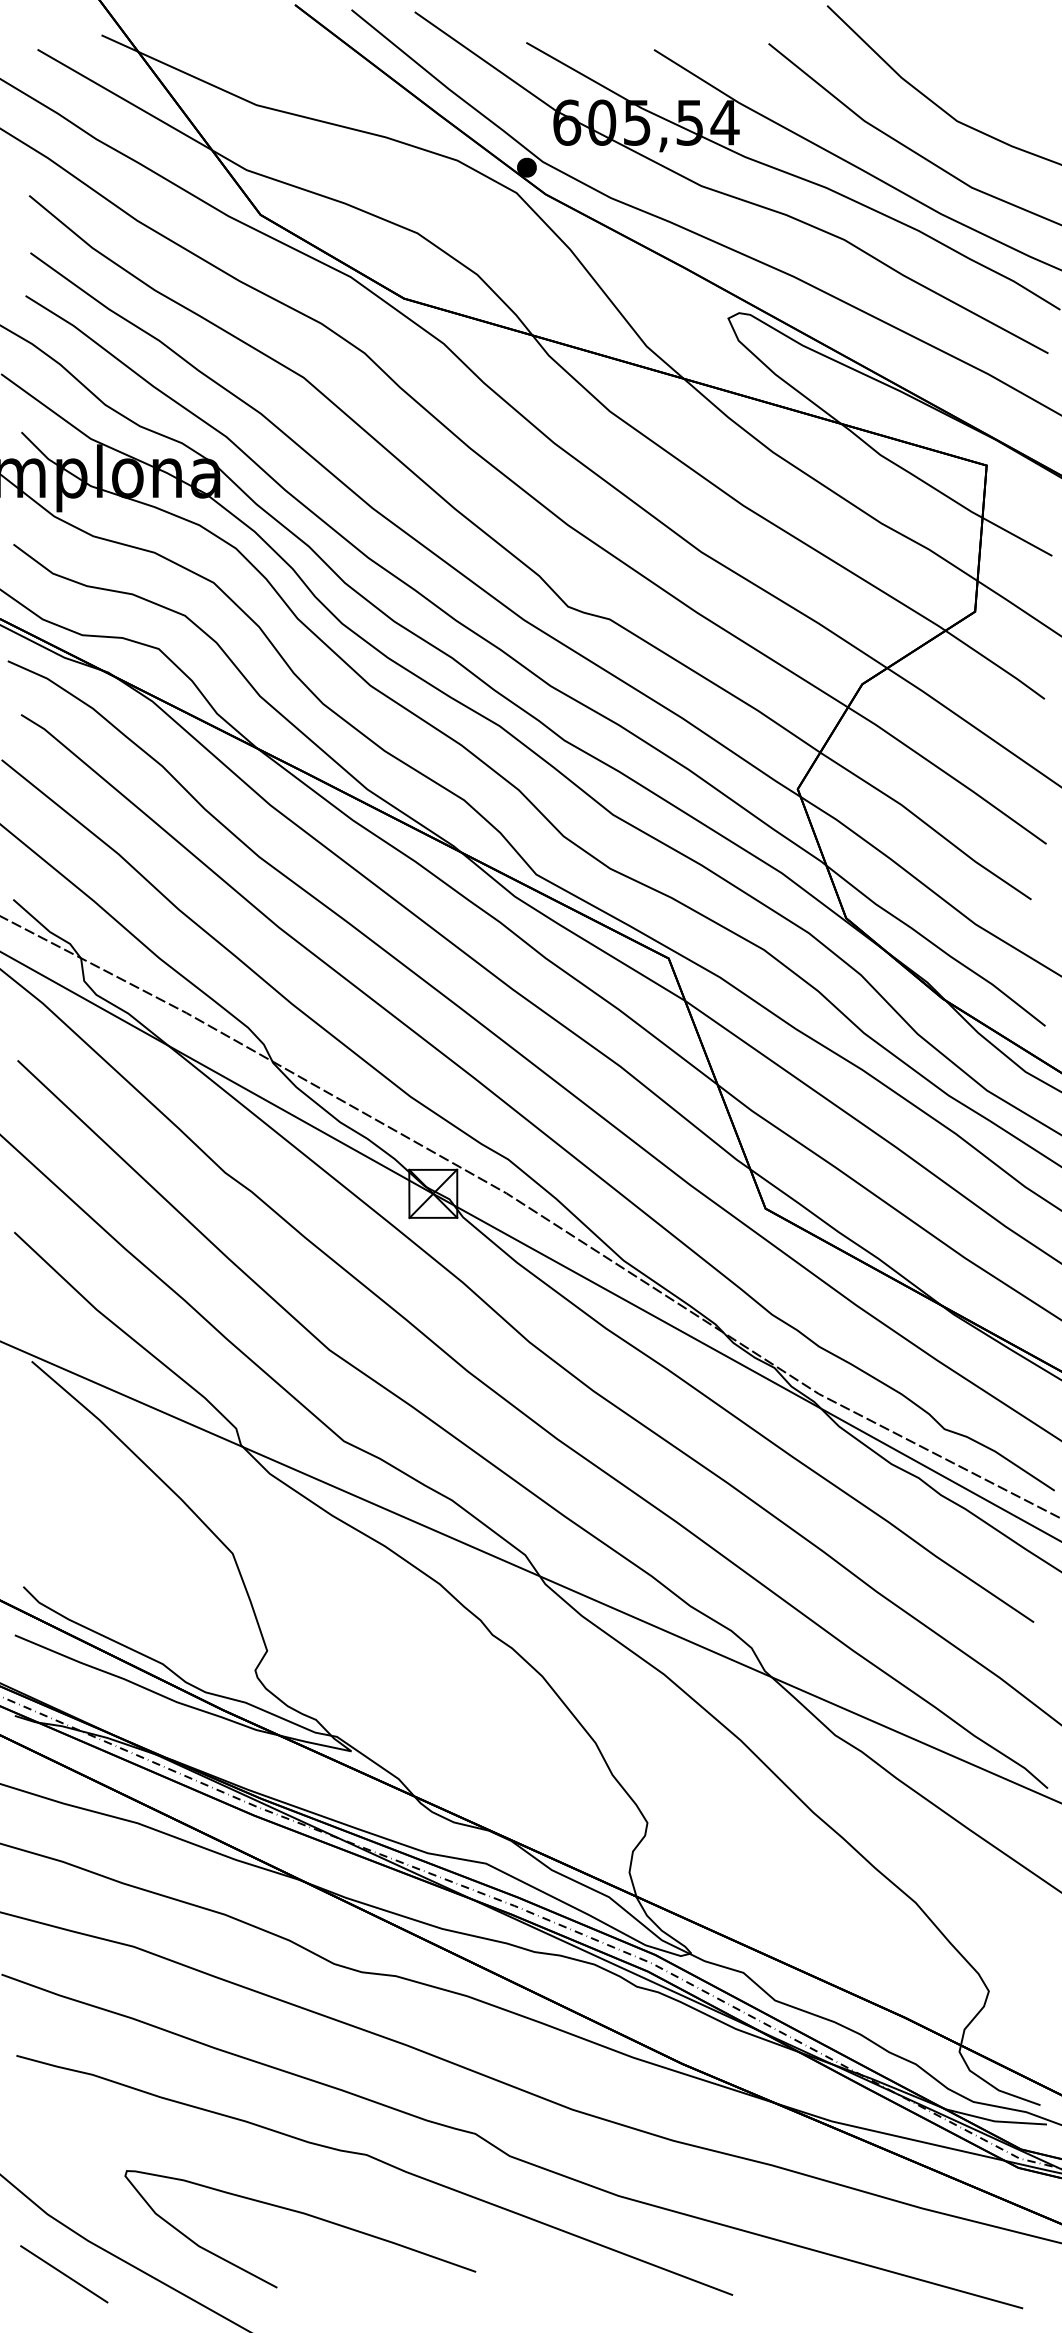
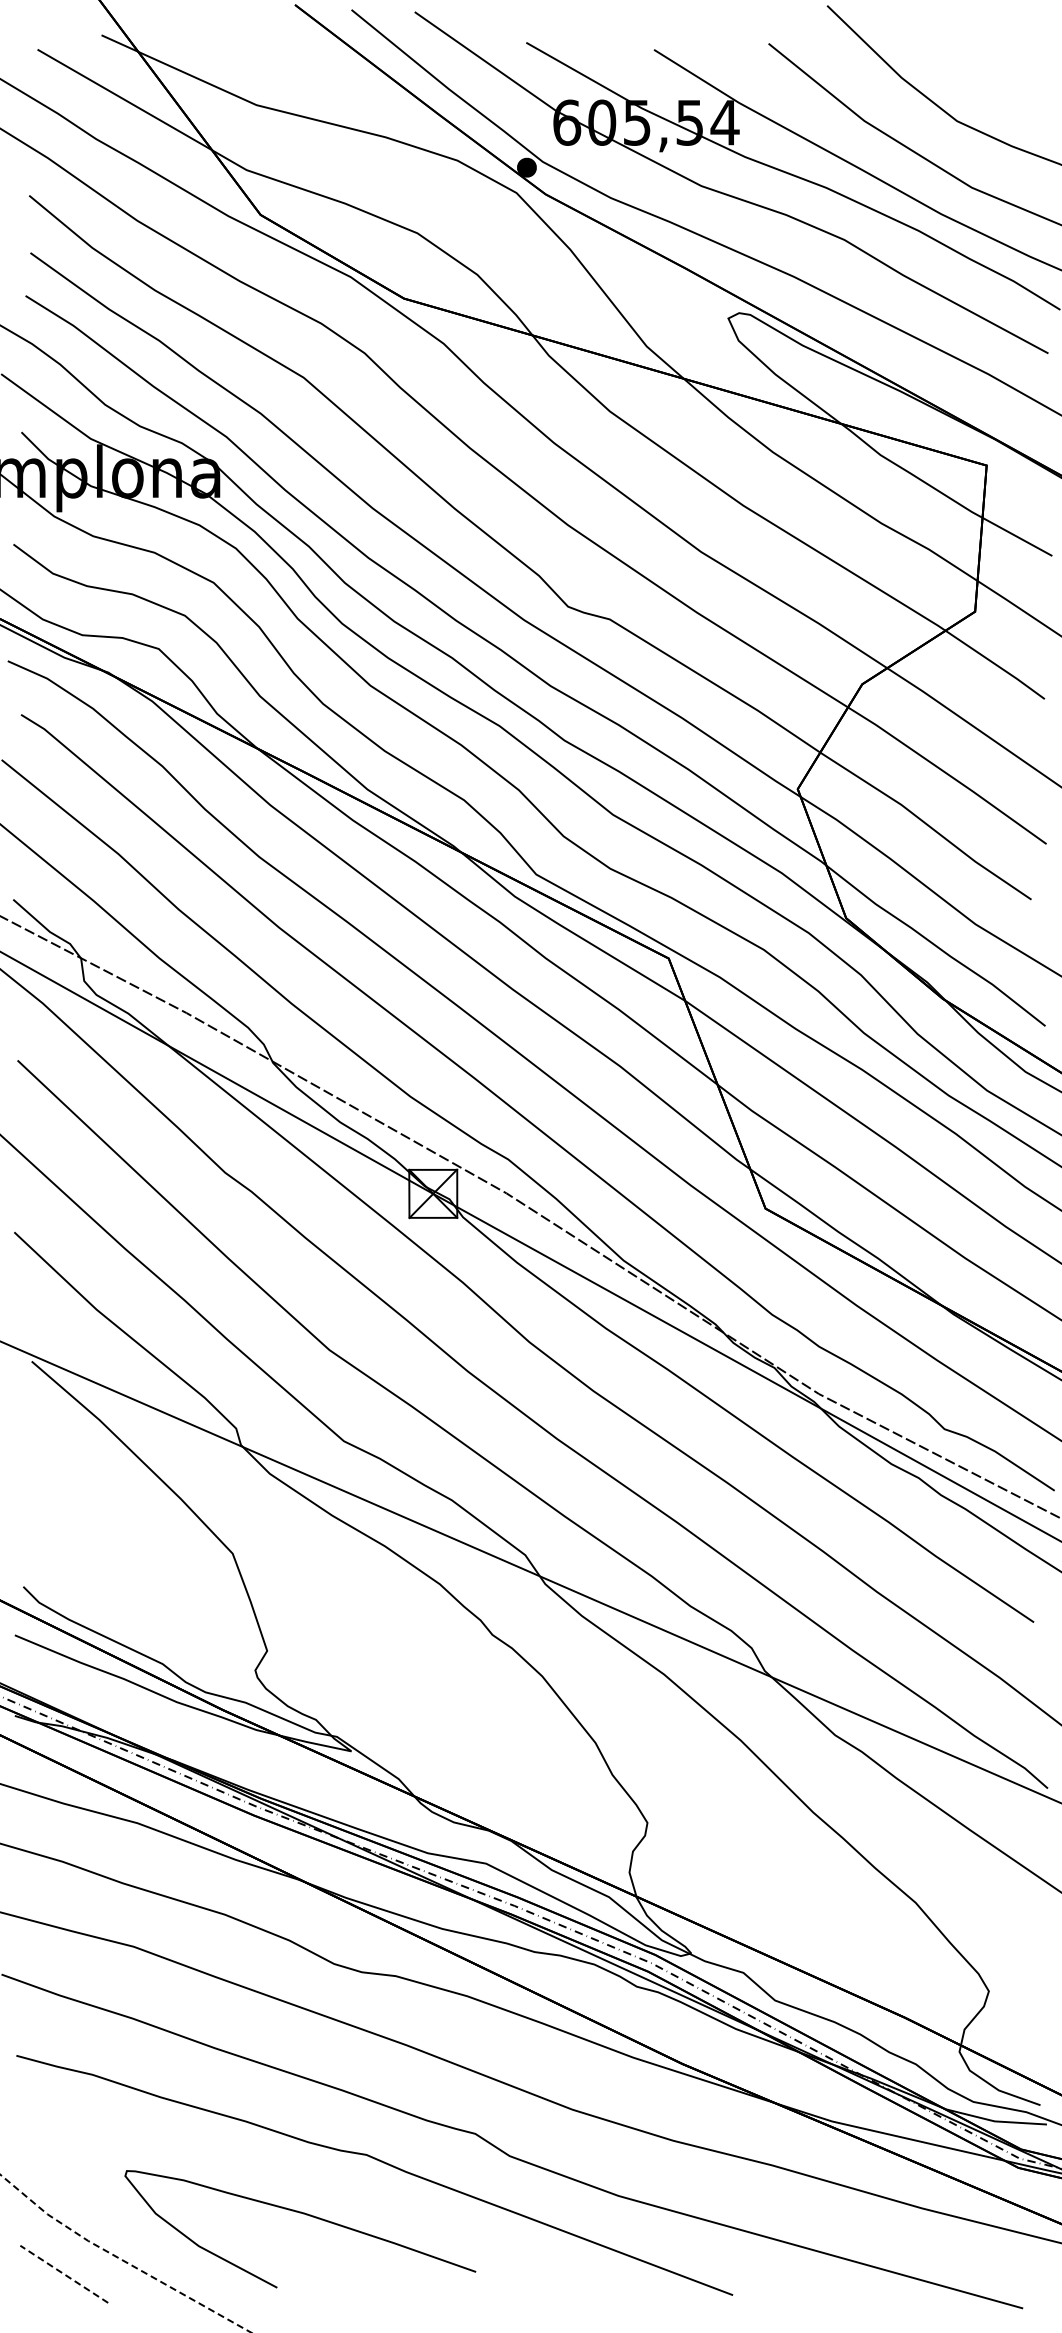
line: solid -> dashed (120, 2259)
line: solid -> dashed (63, 2274)
